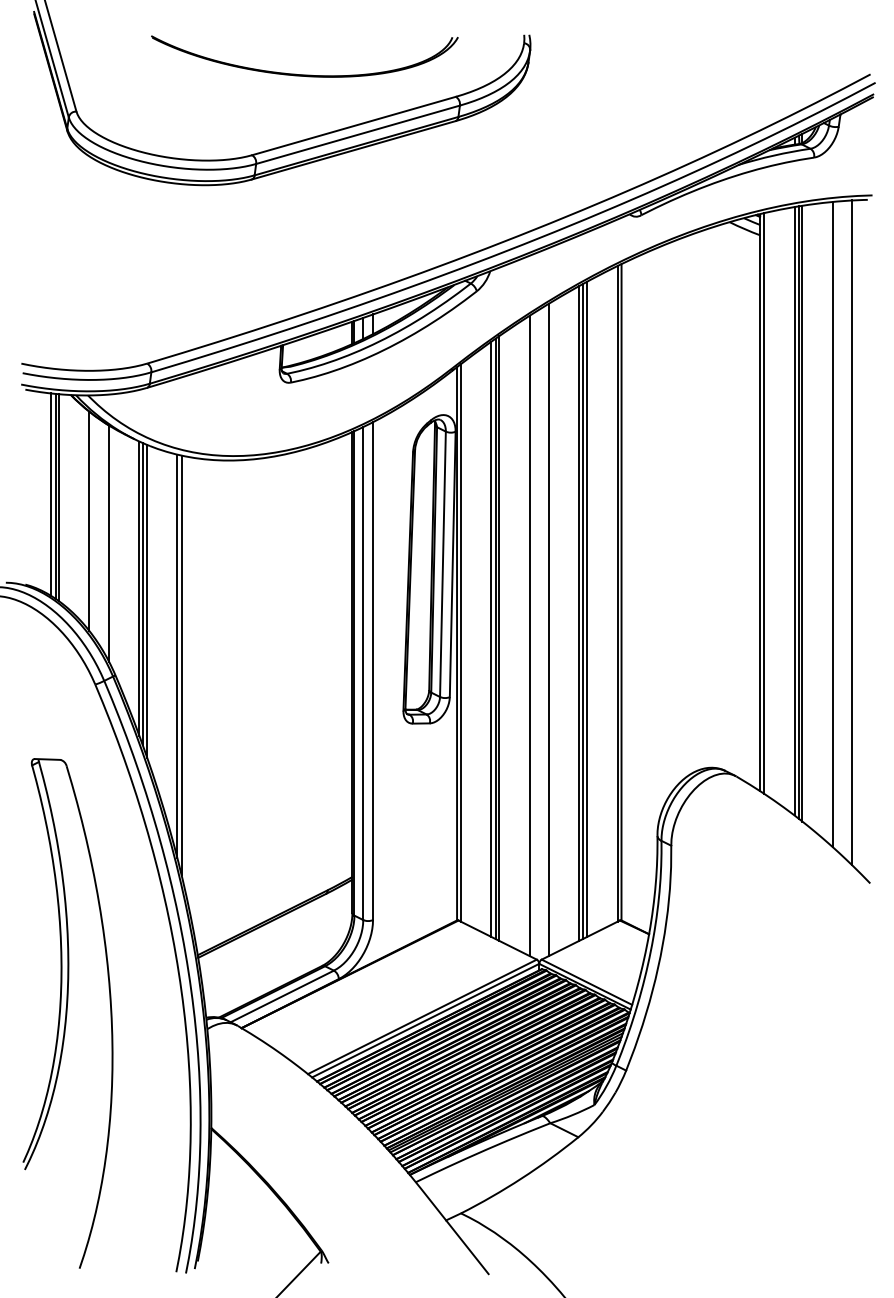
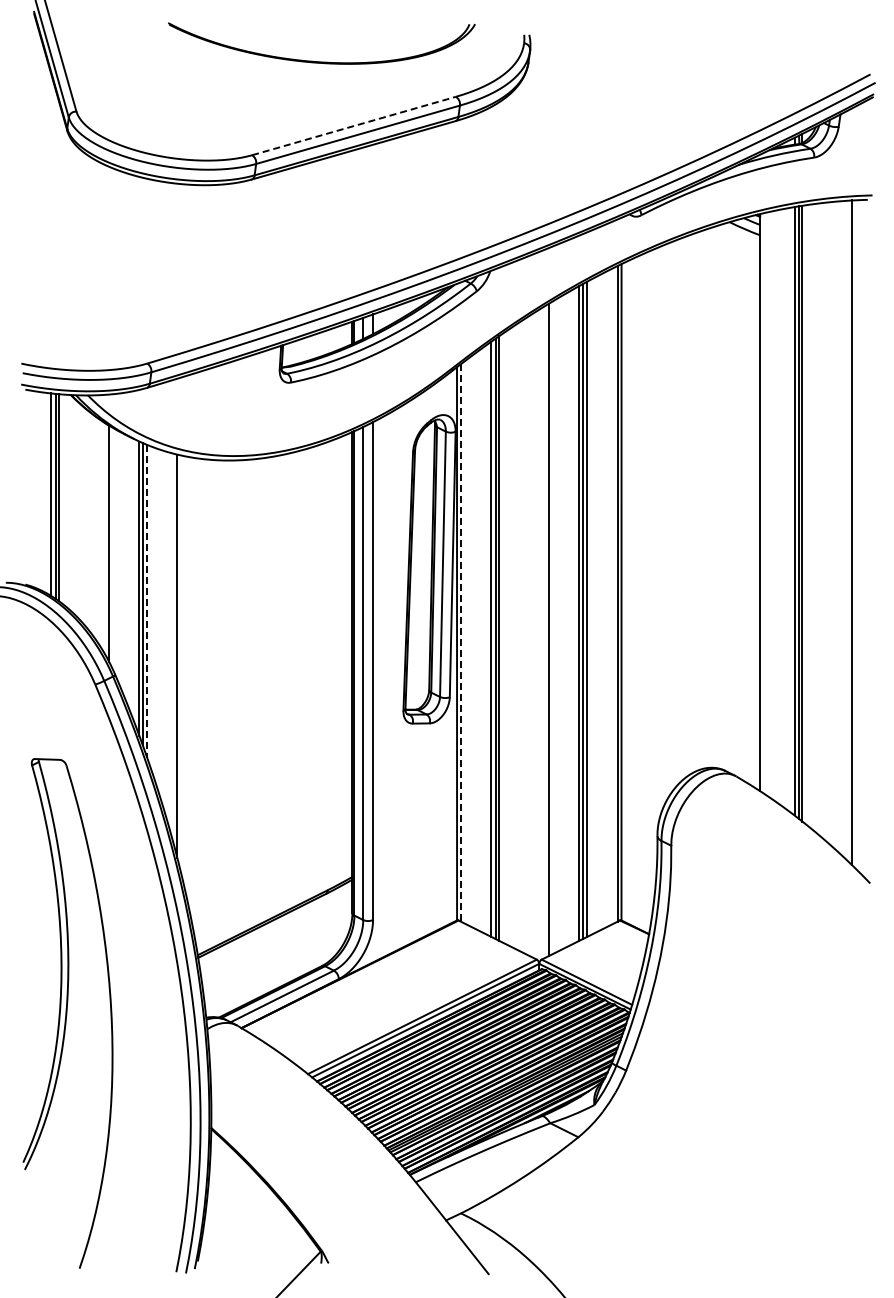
part position: (304, 74) -> (321, 61) (321, 61)
line: solid -> dashed (354, 126)
line: present -> none (764, 503)
line: present -> none (89, 521)
line: present -> none (832, 524)
line: solid -> dashed (147, 601)
line: present -> none (529, 635)
line: solid -> dashed (461, 642)
line: present -> none (181, 664)
